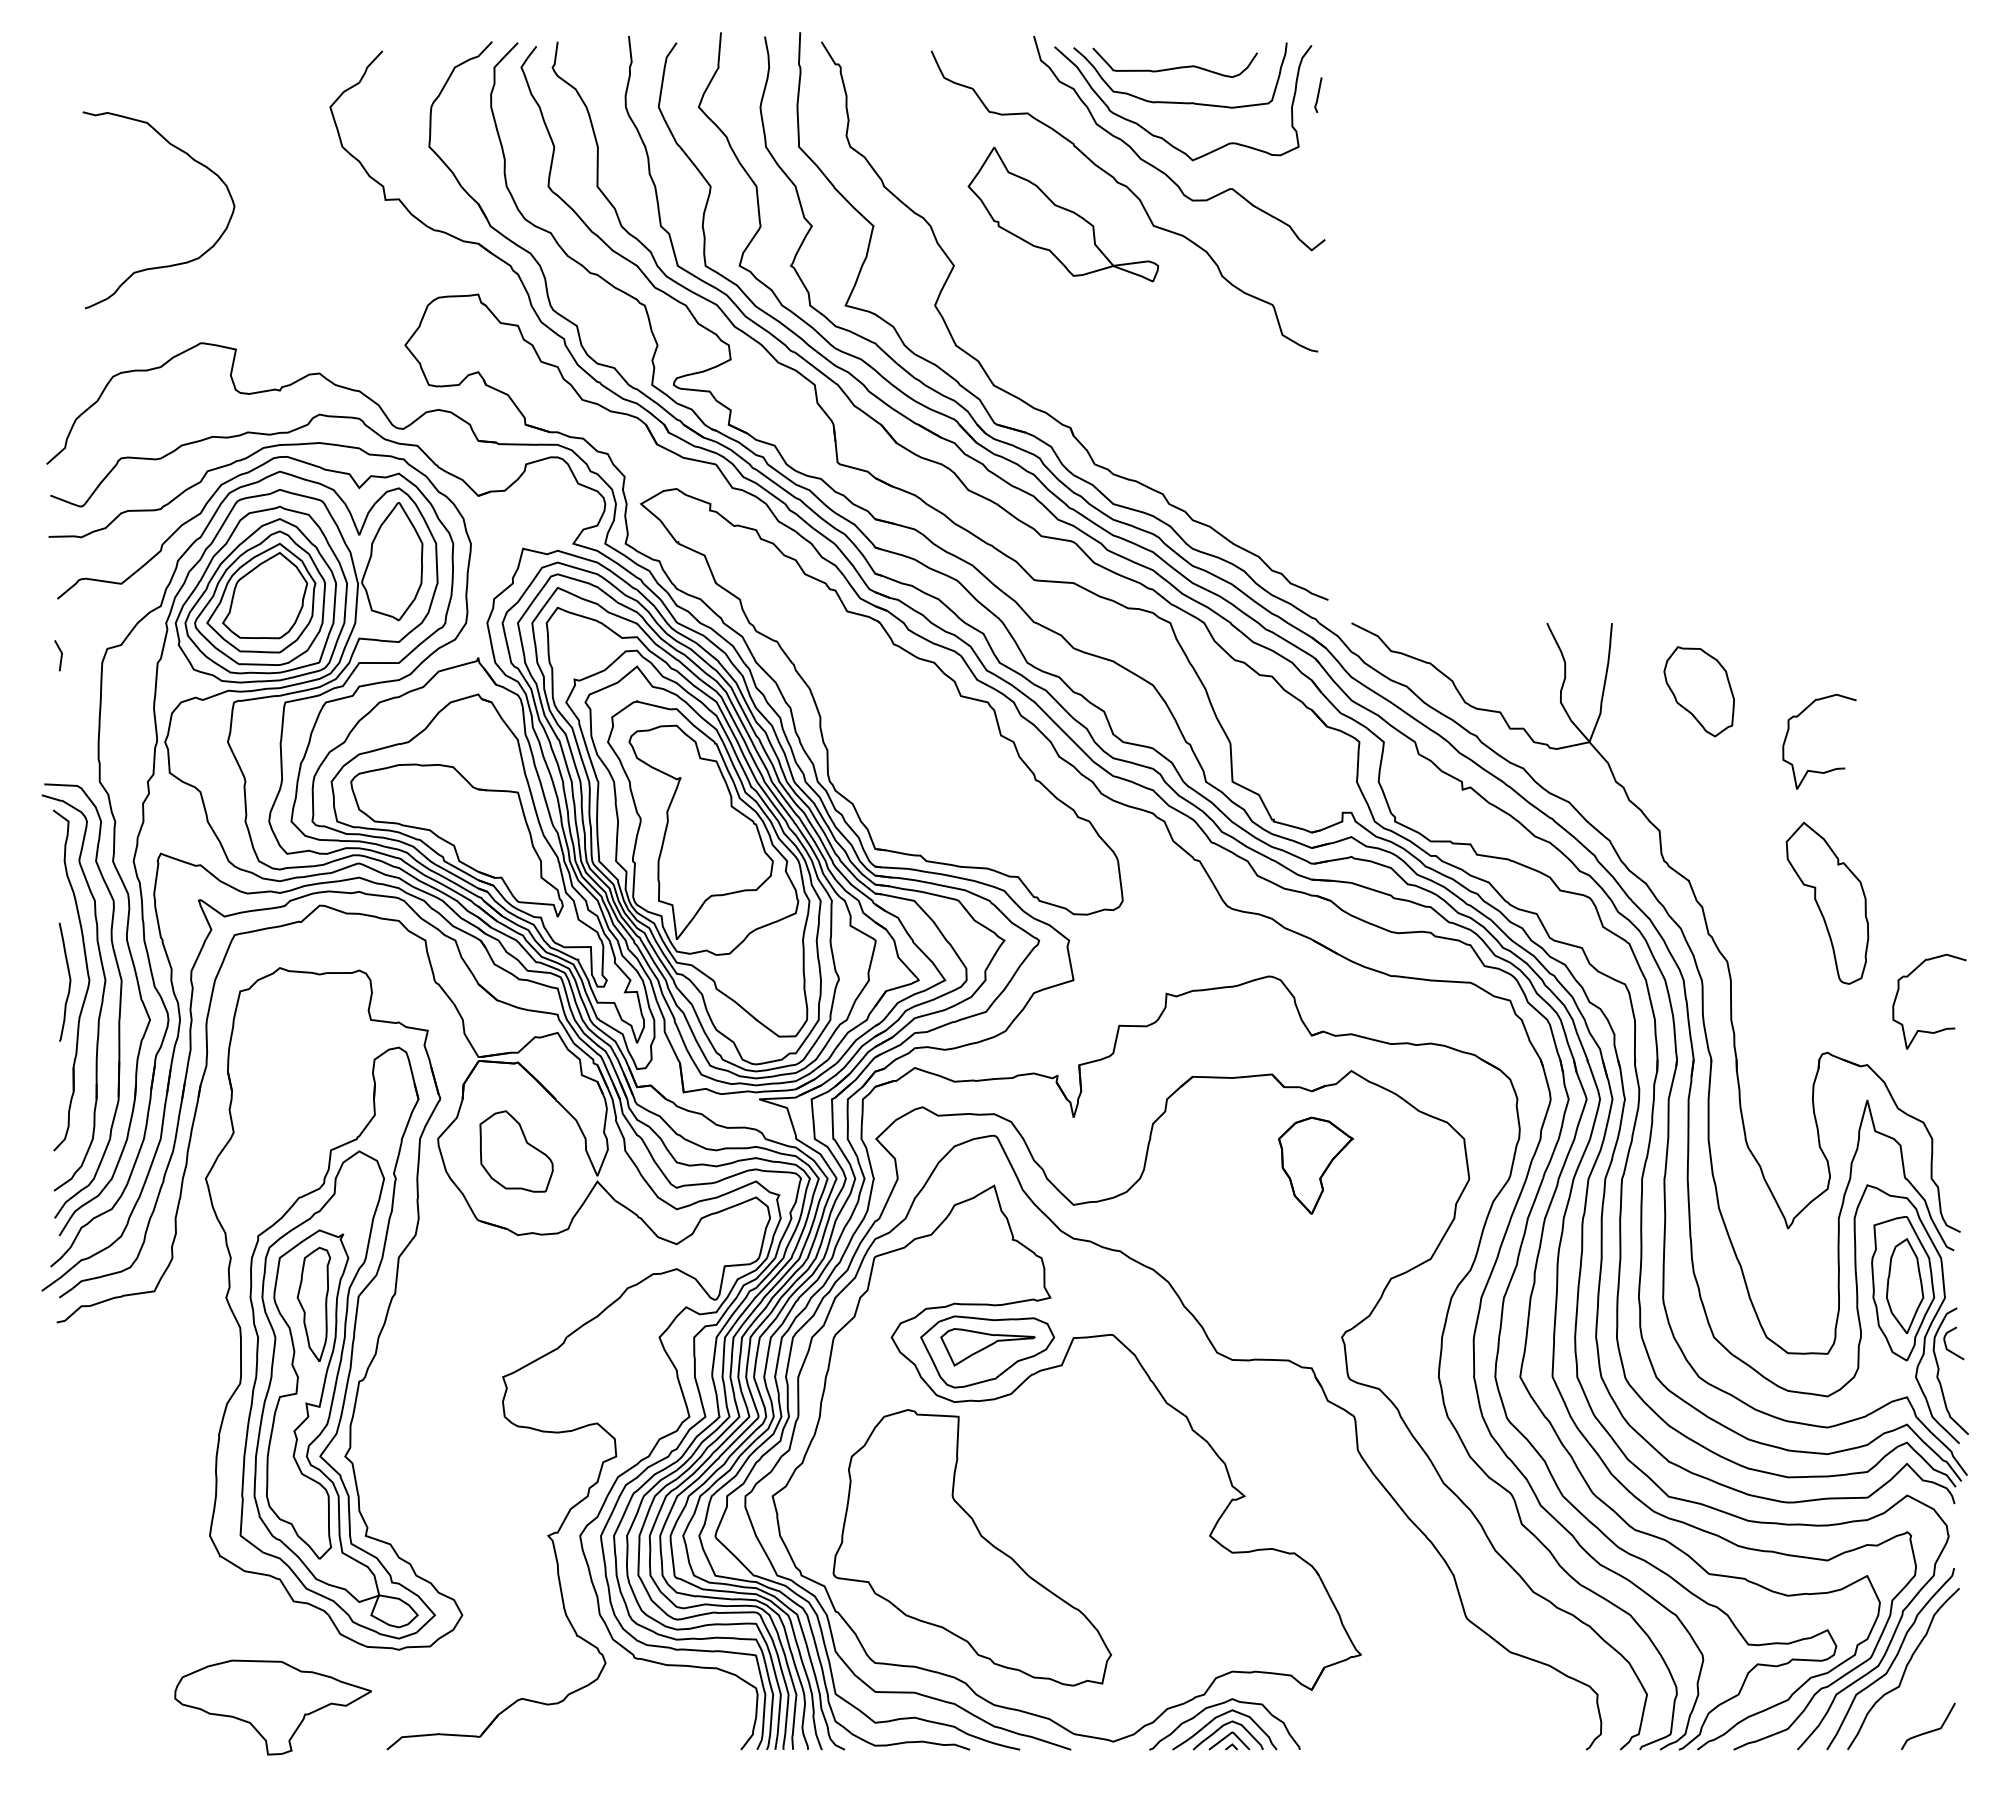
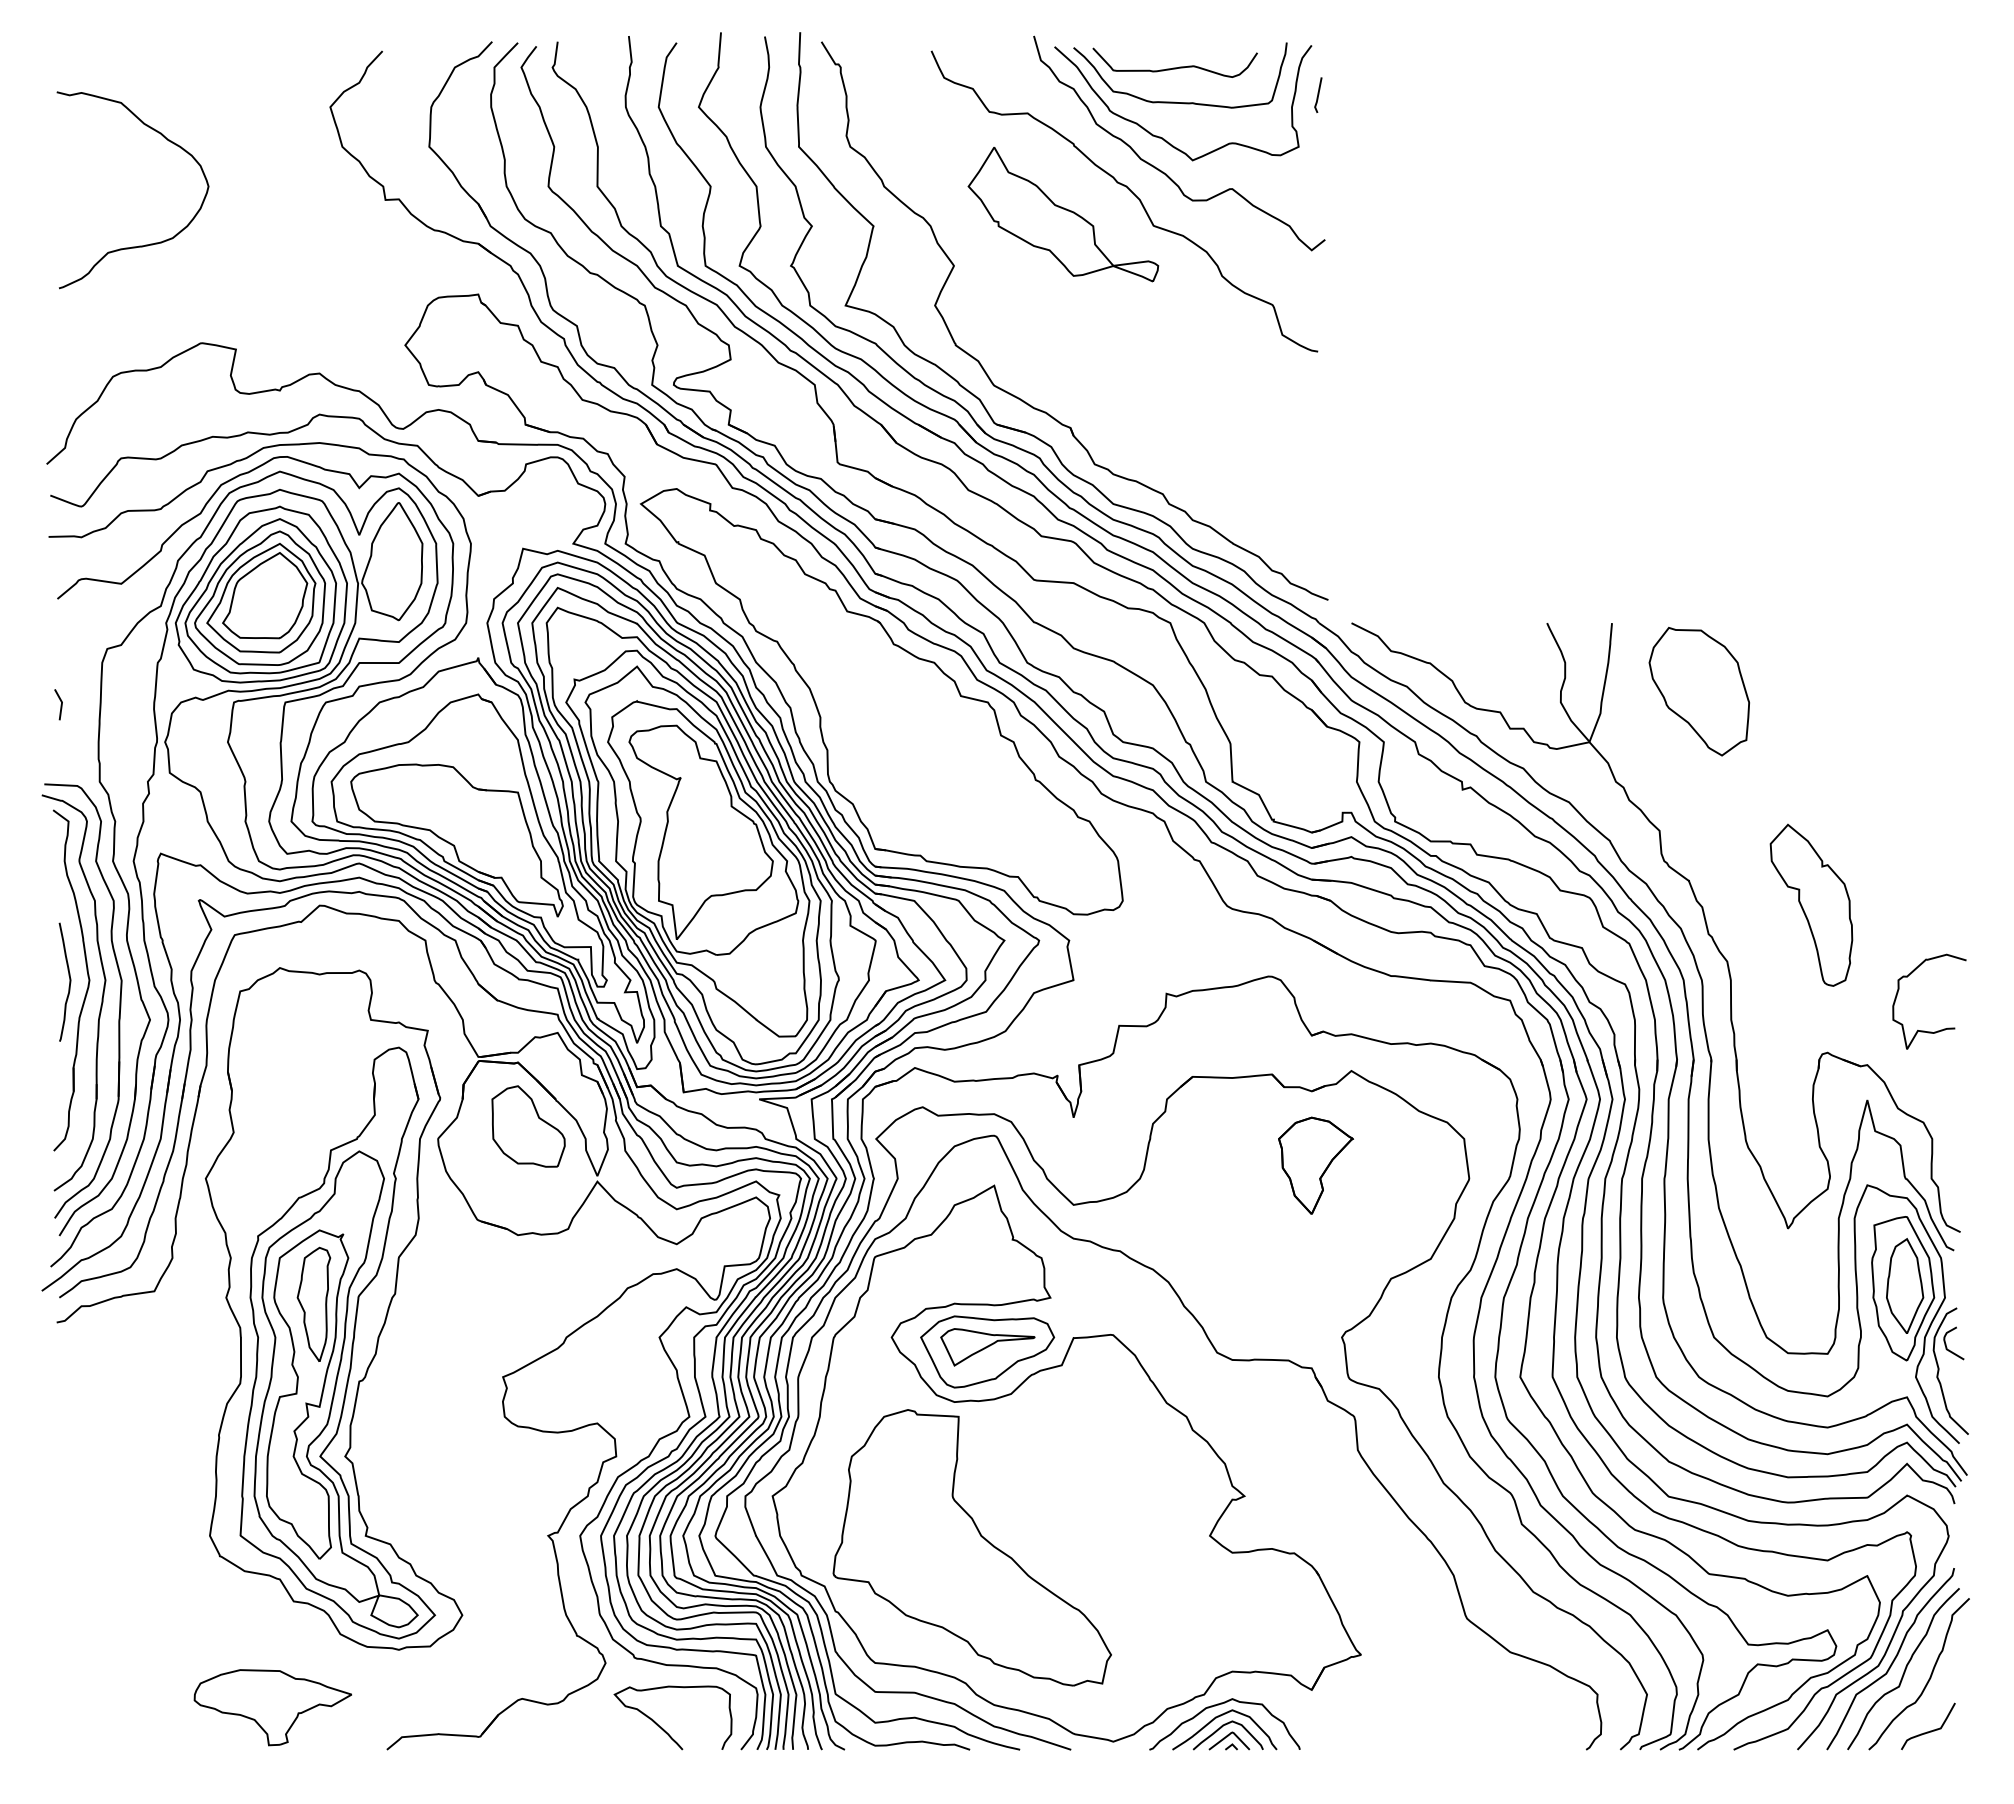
curve position: (165, 265) -> (139, 245) (139, 245)
line position: (60, 655) -> (60, 704) (60, 704)
part size: 72x92 px -> 102x130 px (1698, 691)
curve: present -> none (1814, 770)
part position: (1827, 902) -> (1811, 904) (1811, 904)
part position: (516, 1151) -> (528, 1126) (528, 1126)
curve: none -> present (1927, 1680)
part size: 198x97 px -> 159x78 px (272, 1707)
curve: none -> present (662, 1727)
